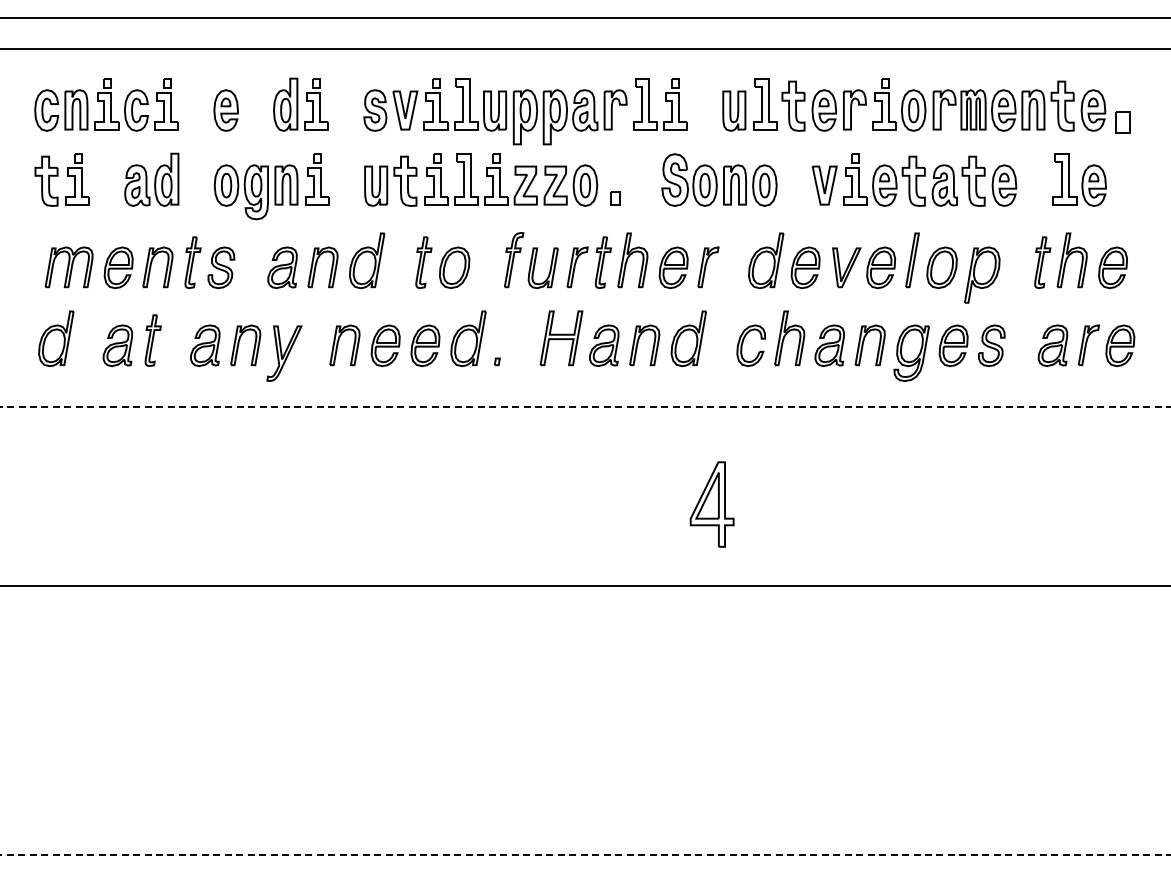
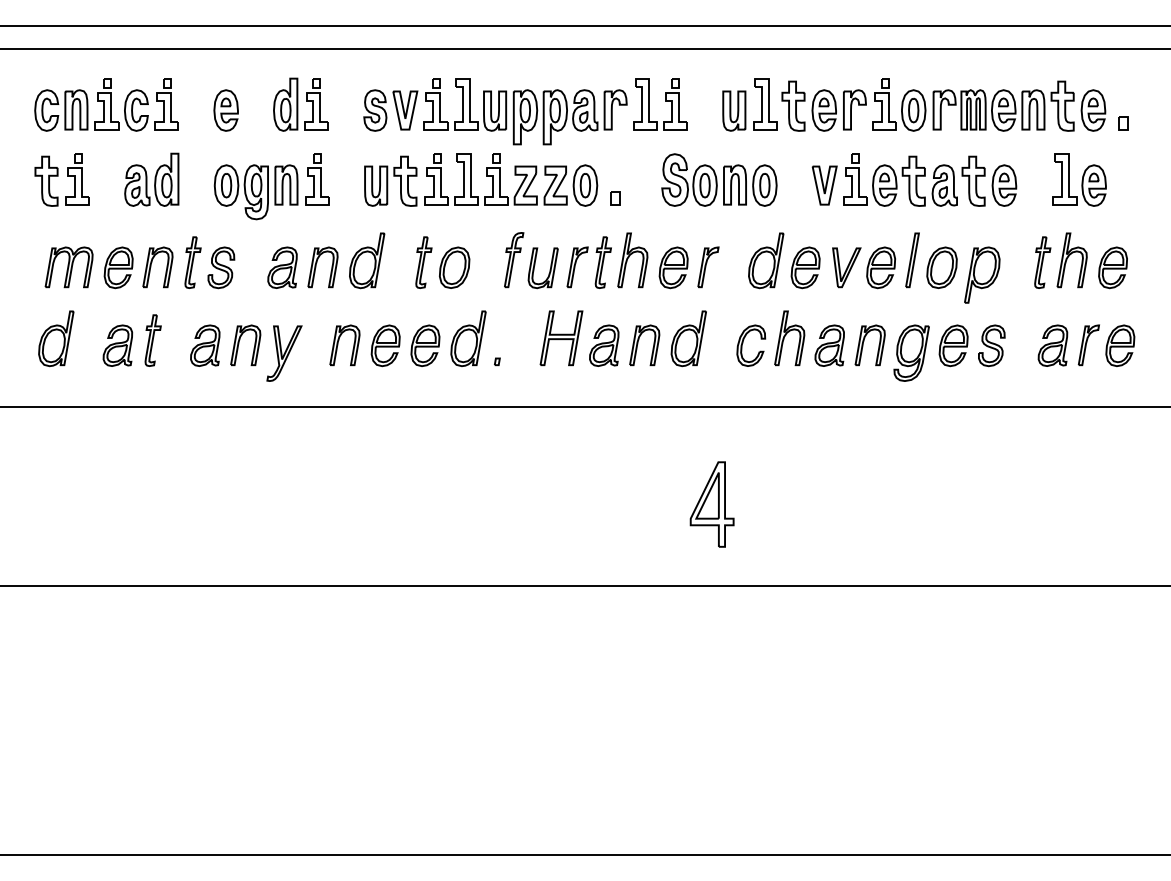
line position: (584, 18) -> (584, 26) (584, 26)
part size: 16x23 px -> 11x15 px (1123, 123)
line: dashed -> solid (585, 406)
line: dashed -> solid (585, 854)
